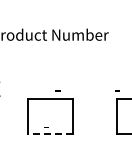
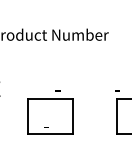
line: dashed -> solid (49, 134)
